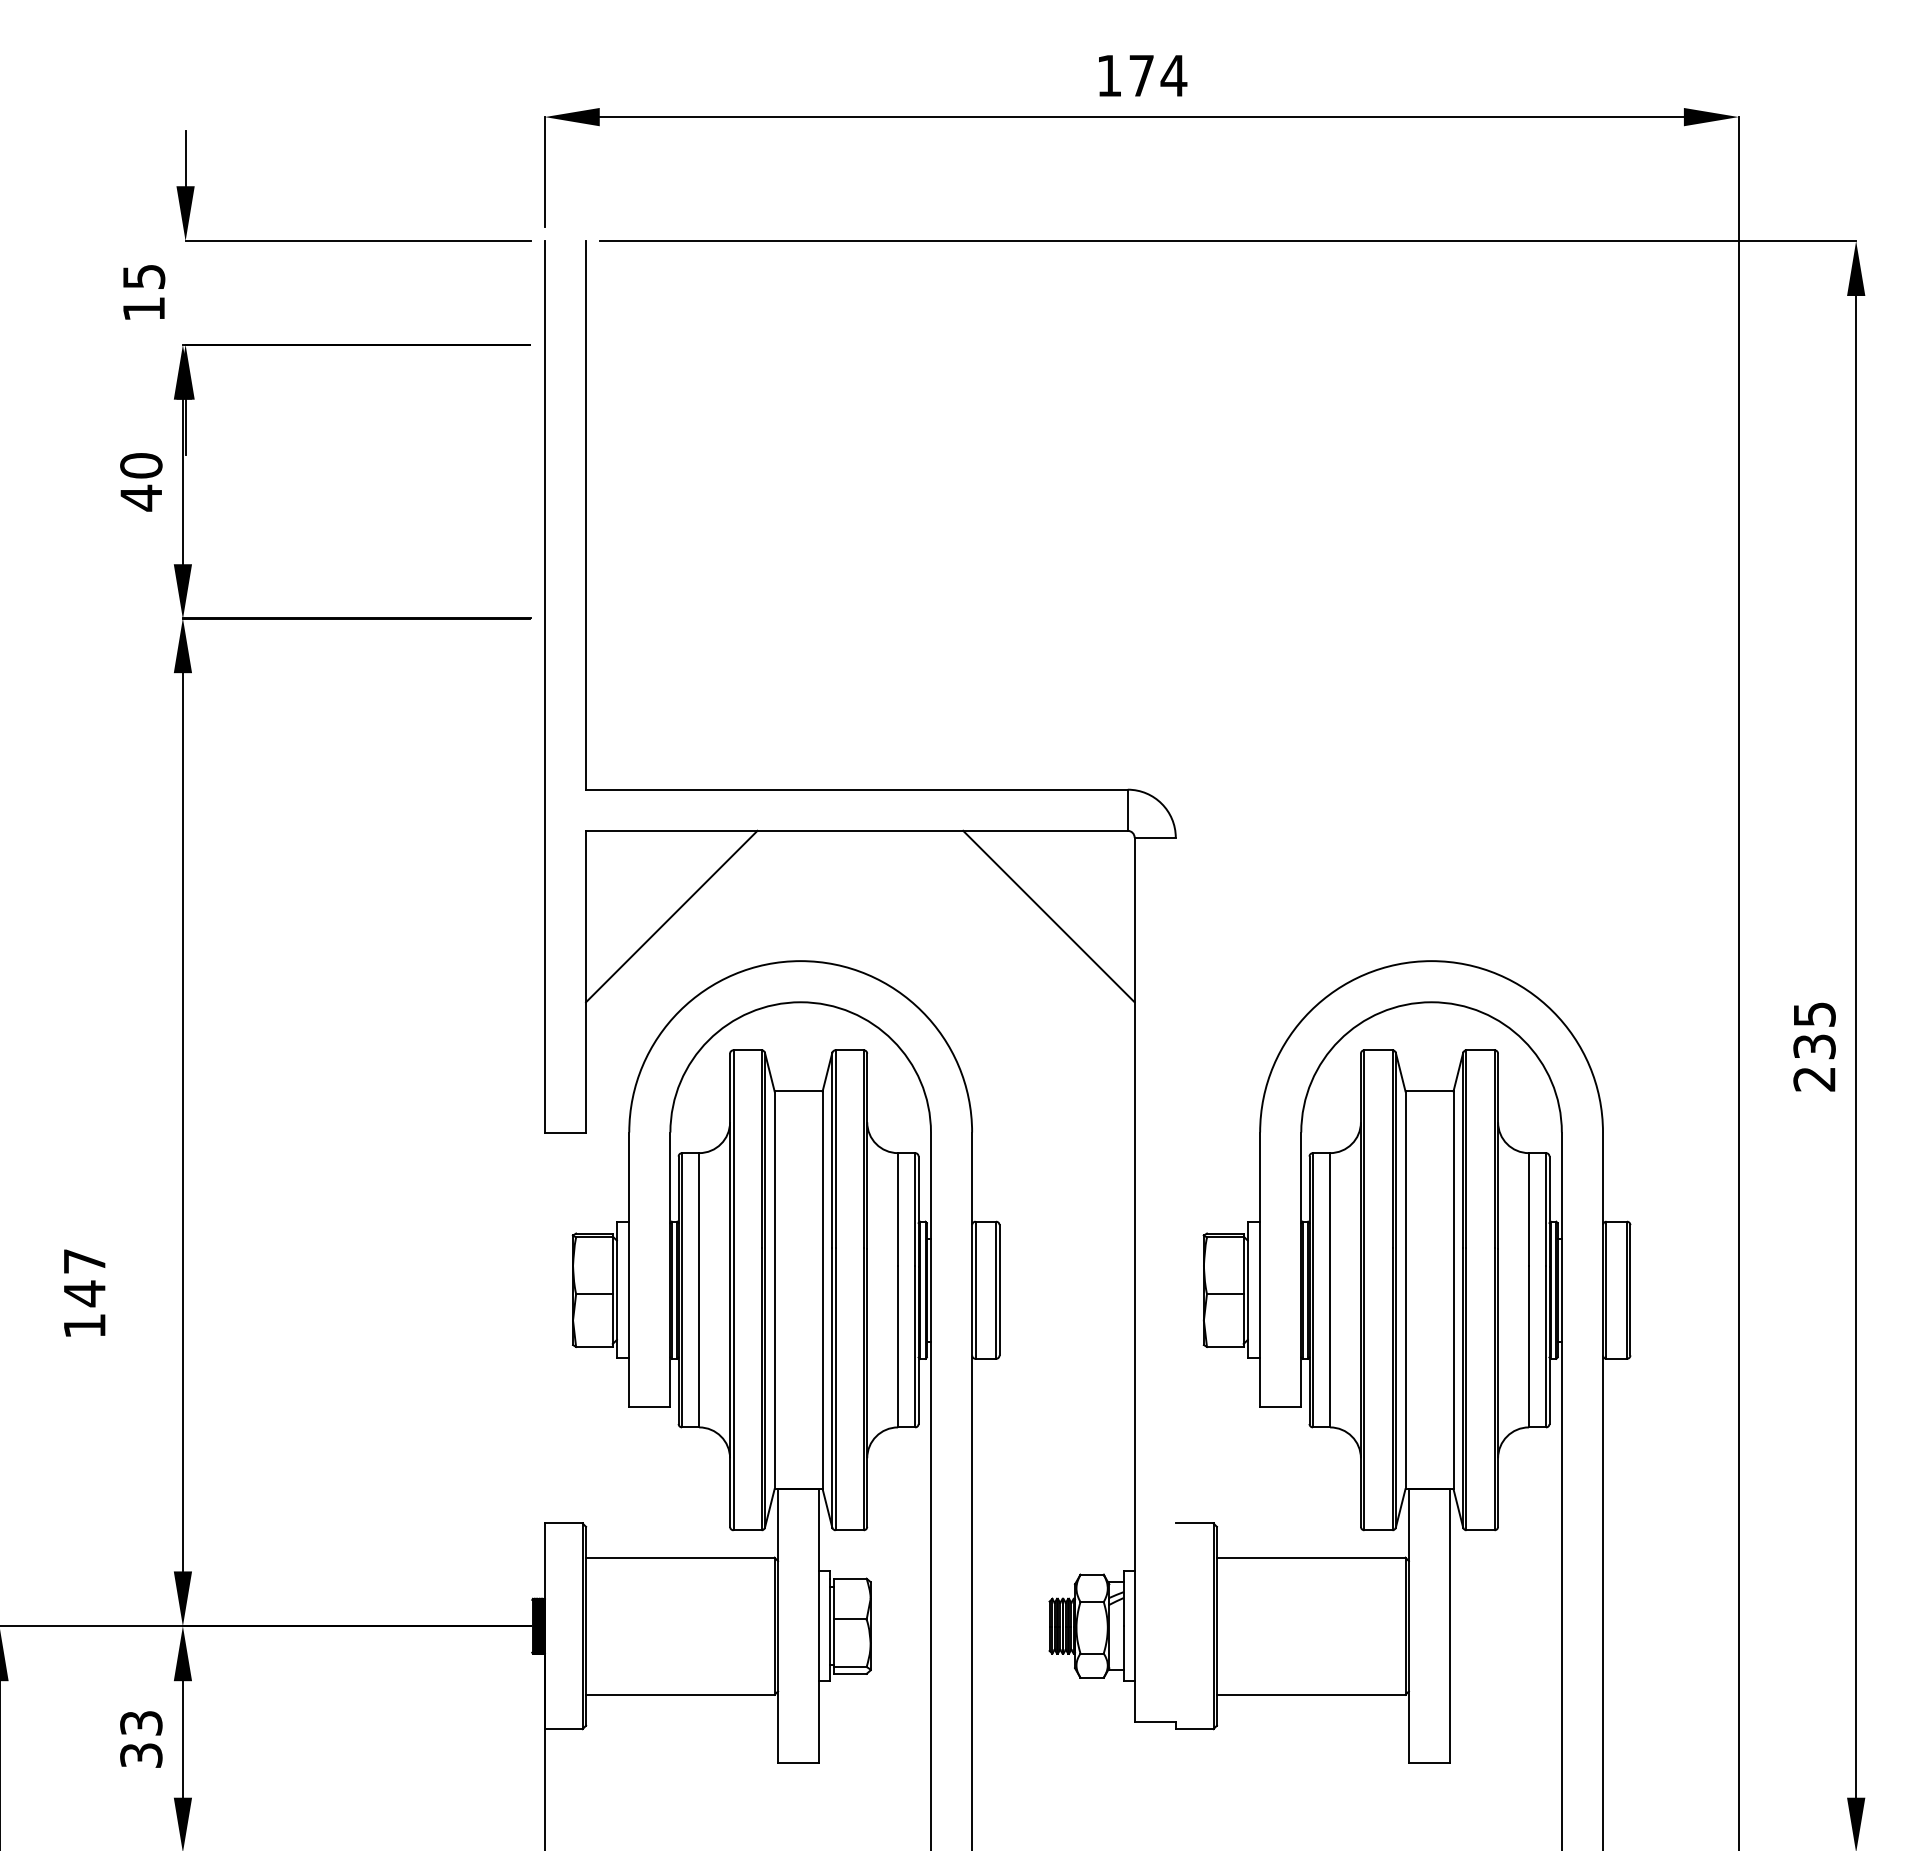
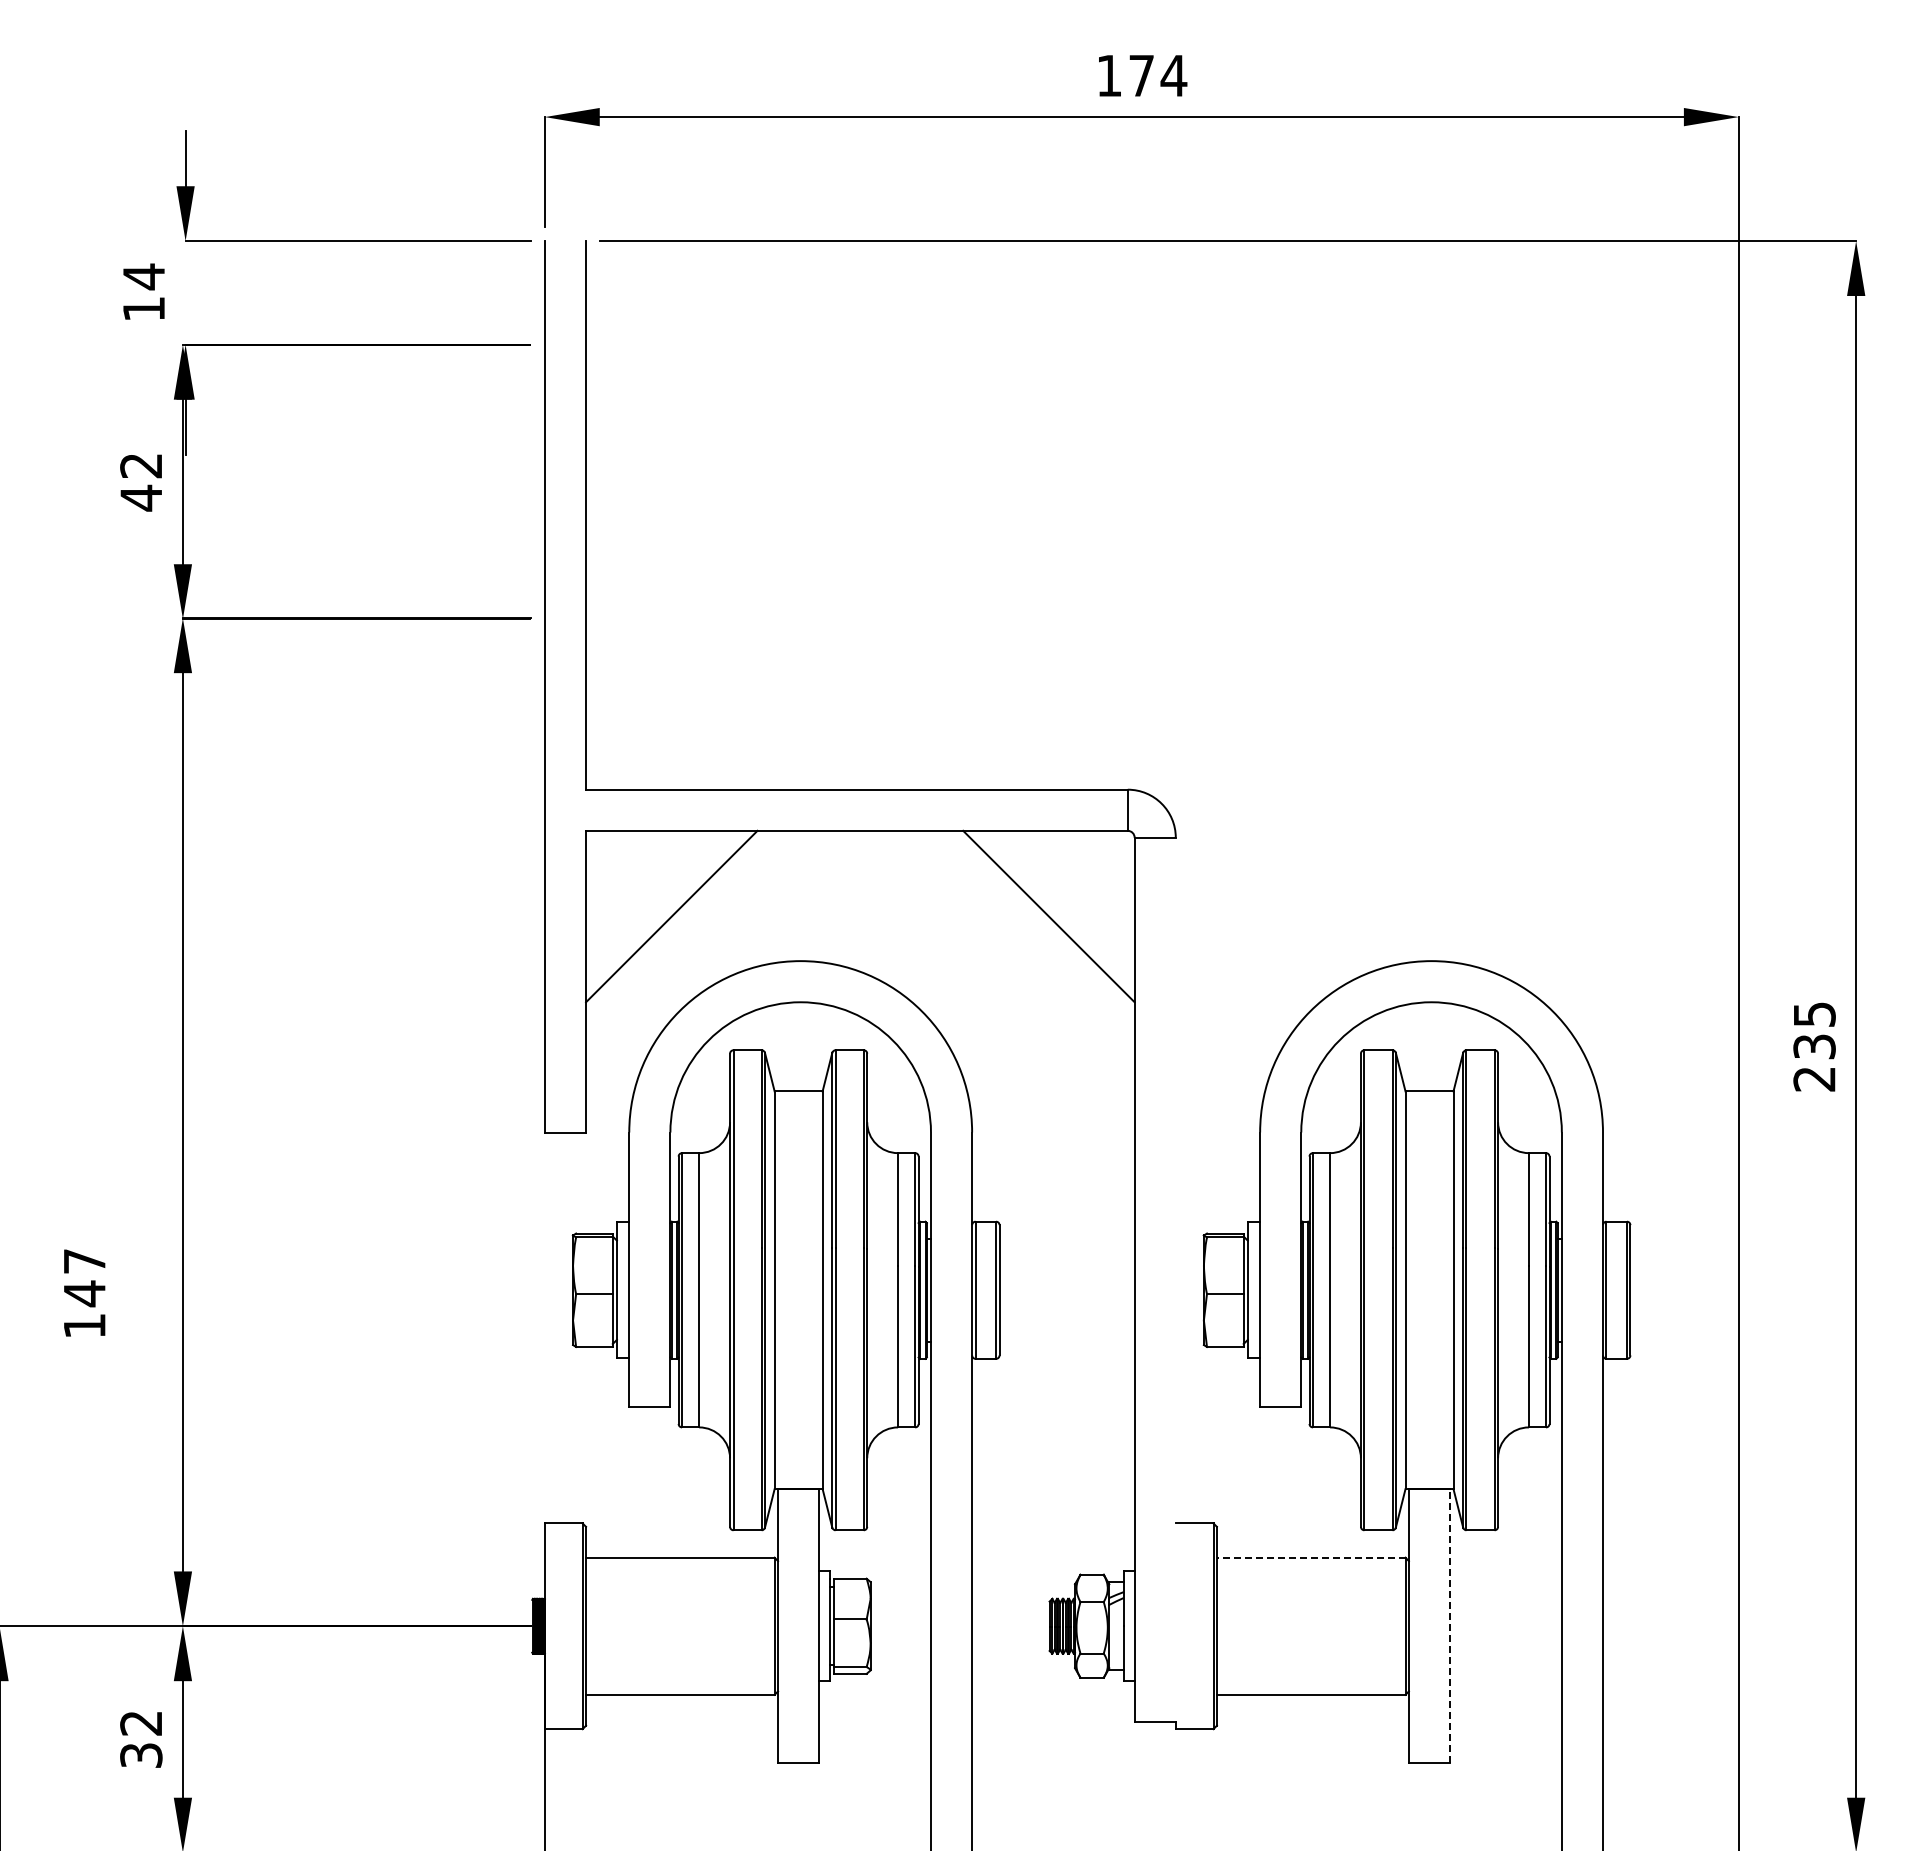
text: 15 -> 14 (144, 276)
text: 40 -> 42 (141, 465)
line: solid -> dashed (1310, 1557)
line: solid -> dashed (1450, 1625)
text: 33 -> 32 (141, 1723)
